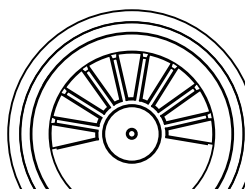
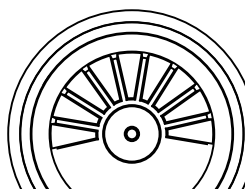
part size: 13x13 px -> 17x17 px (131, 133)
